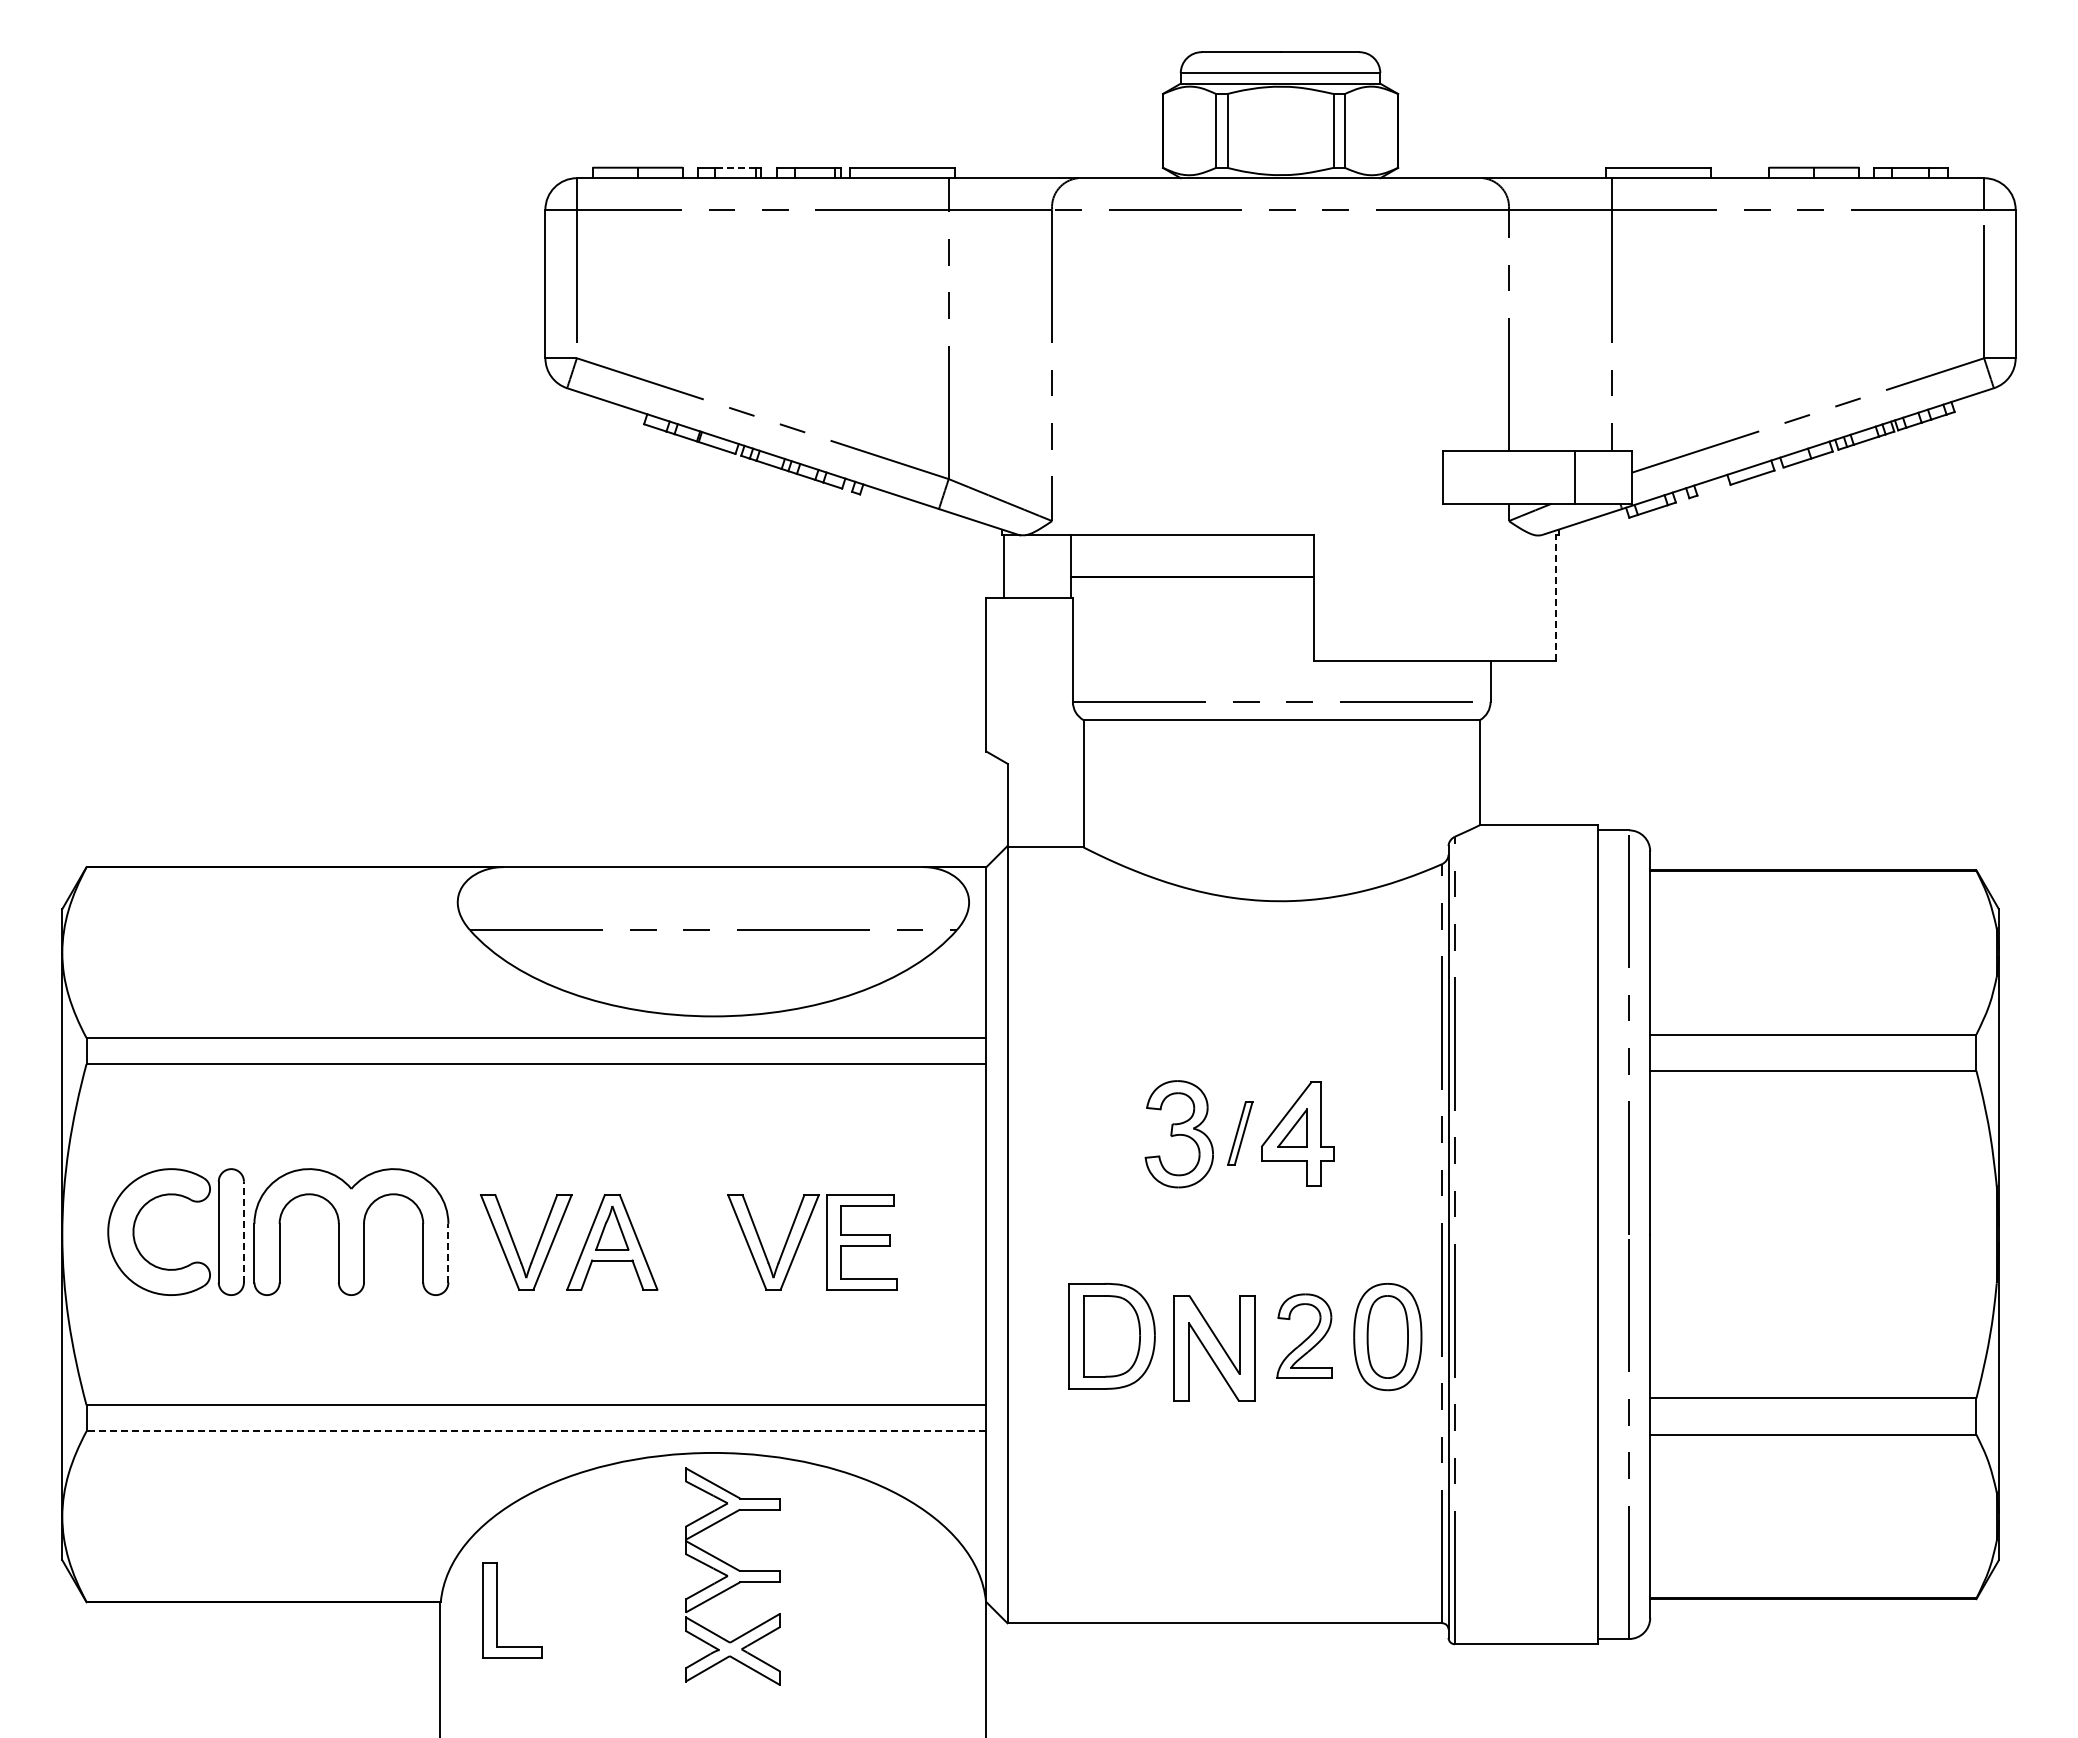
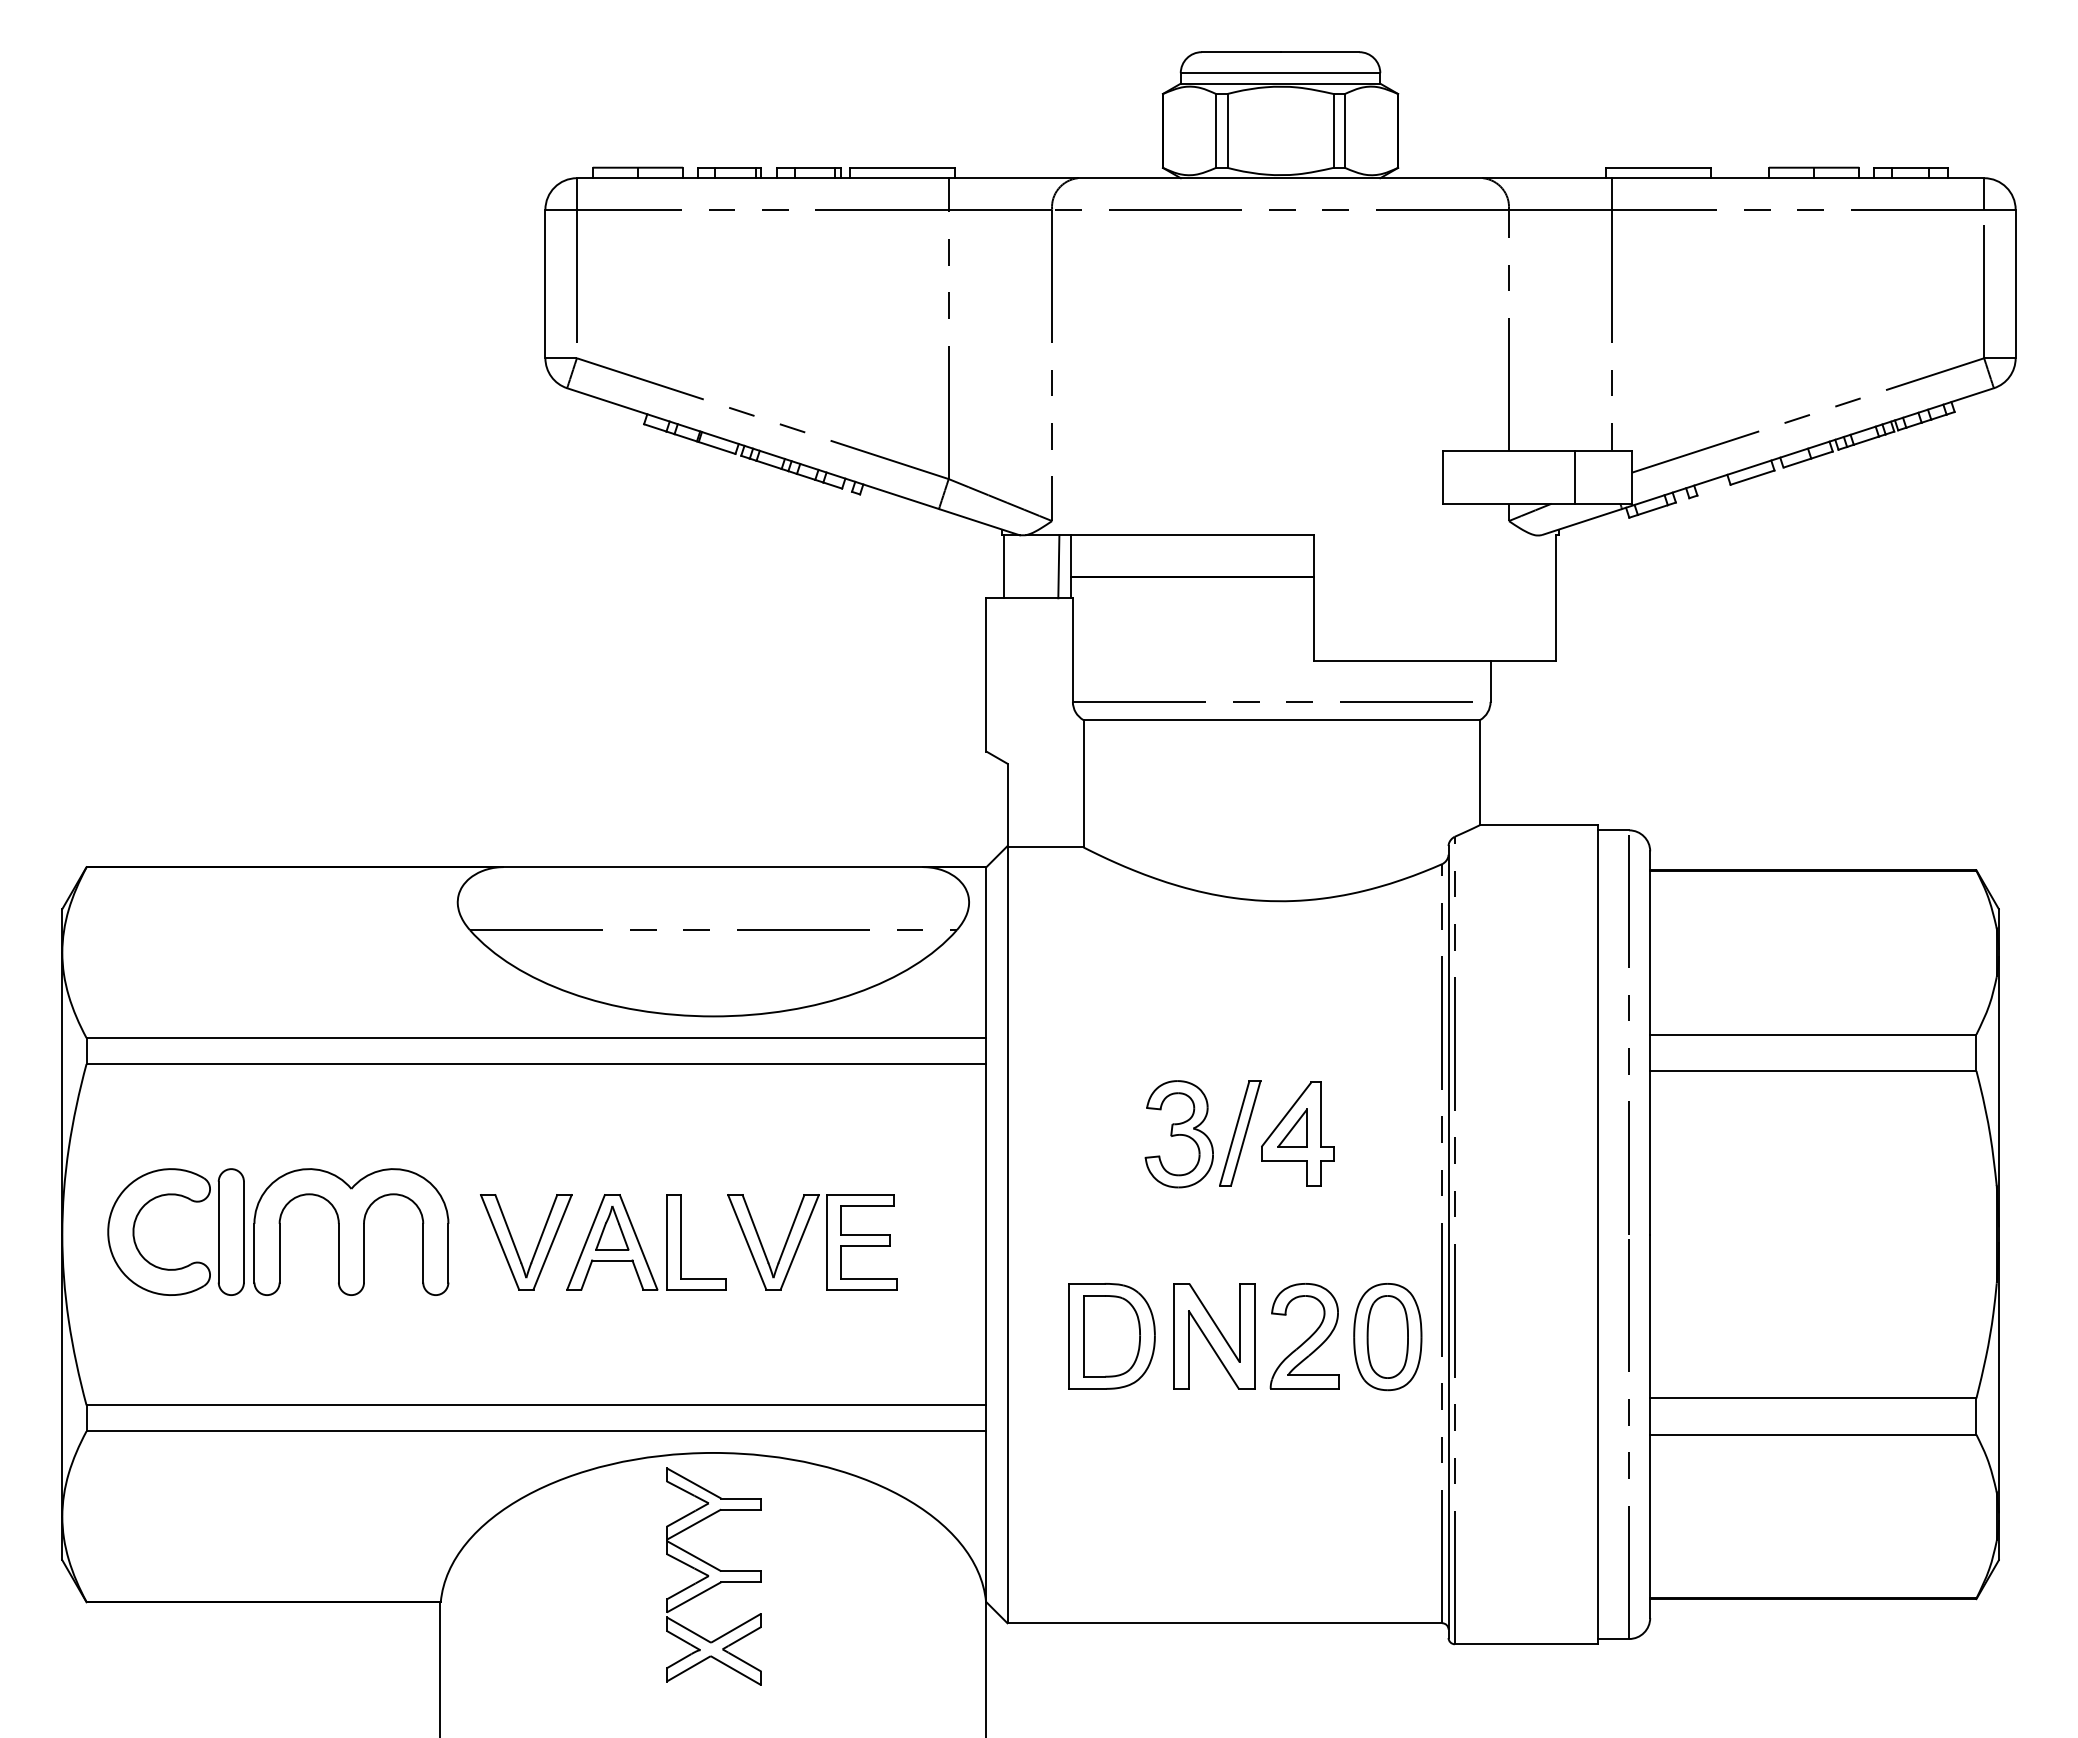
line: dashed -> solid (735, 167)
line: none -> present (1058, 566)
line: dashed -> solid (1556, 597)
part size: 27x65 px -> 43x107 px (1240, 1133)
line: dashed -> solid (243, 1231)
line: dashed -> solid (448, 1252)
part size: 57x86 px -> 71x107 px (1304, 1336)
part position: (1214, 1348) -> (1214, 1336) (1214, 1336)
line: dashed -> solid (536, 1431)
part position: (732, 1576) -> (713, 1576) (713, 1576)
part position: (497, 1610) -> (681, 1242) (681, 1242)
